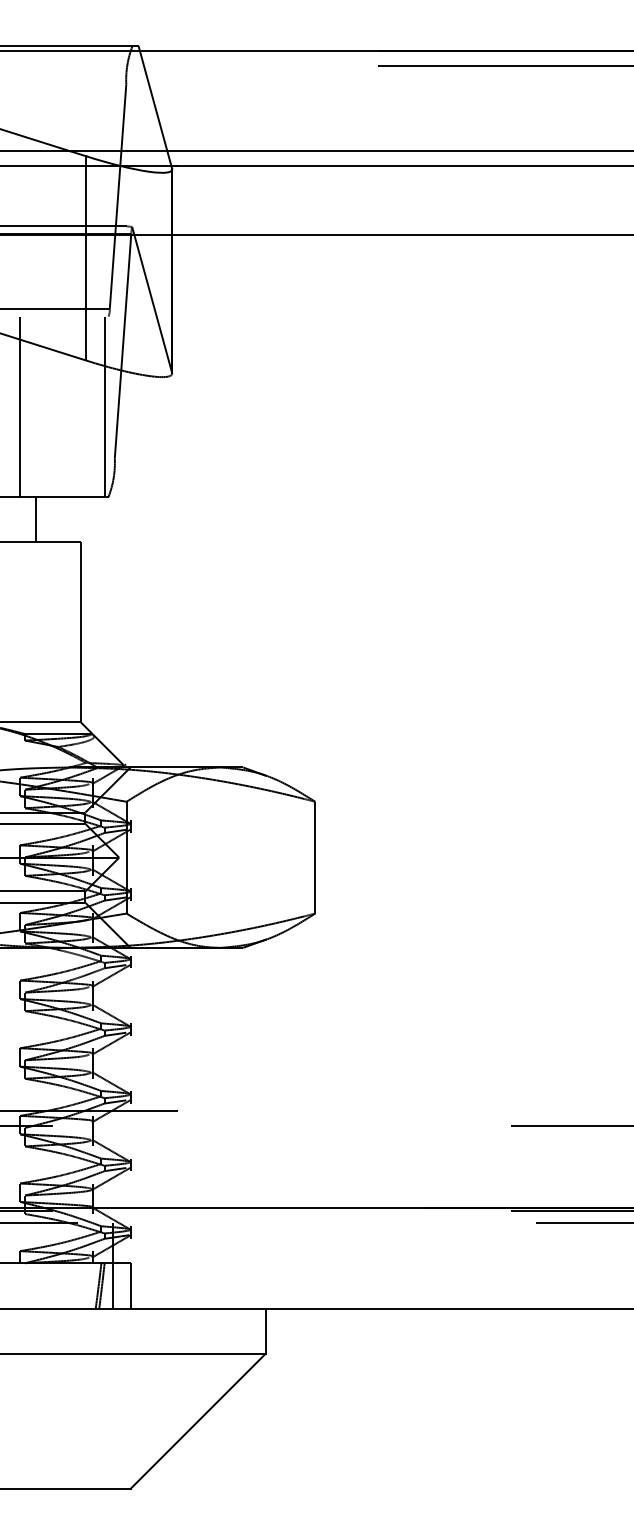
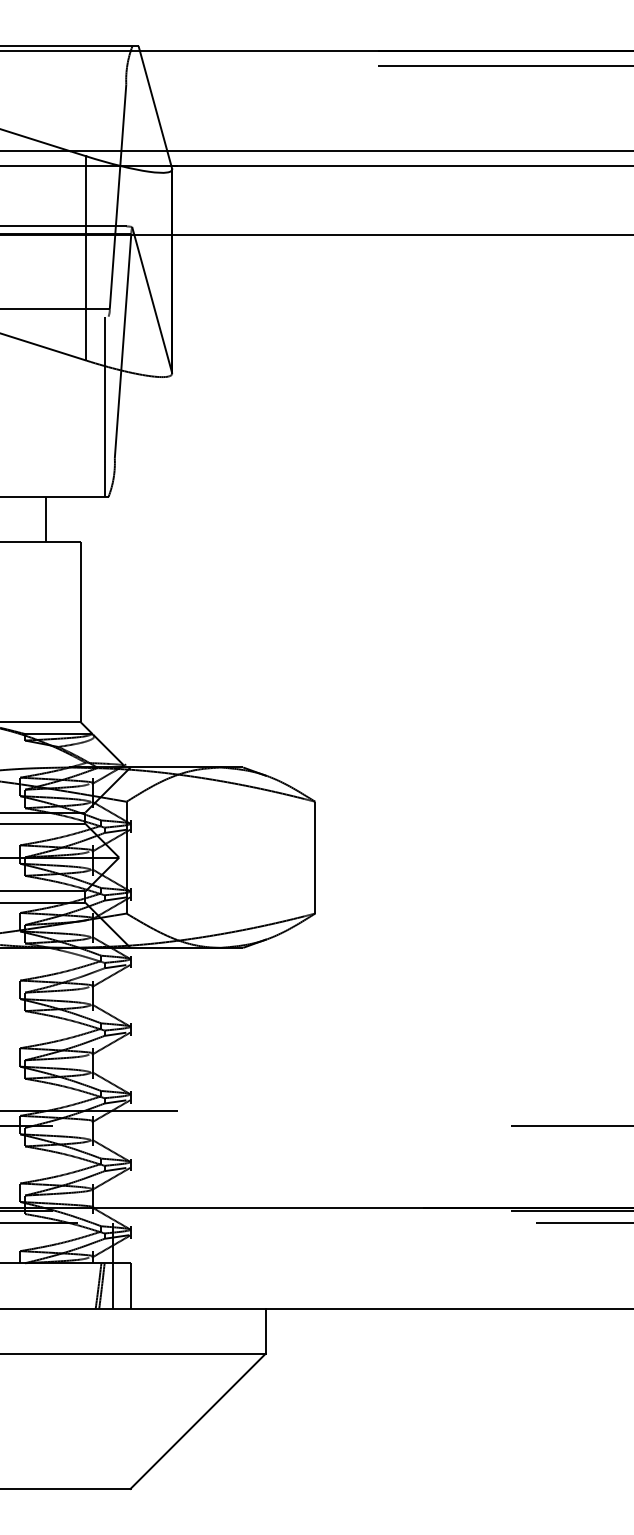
line: present -> none (20, 406)
line position: (35, 519) -> (45, 519) (45, 519)
